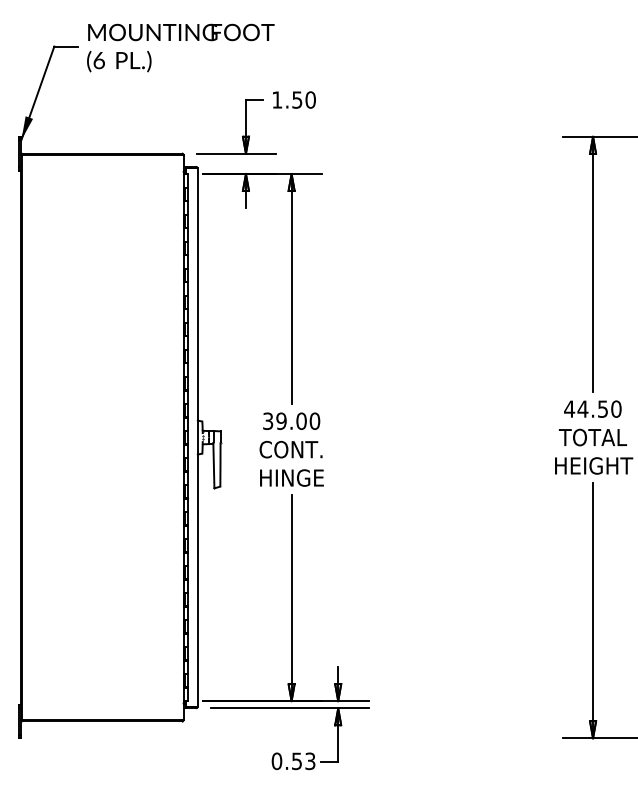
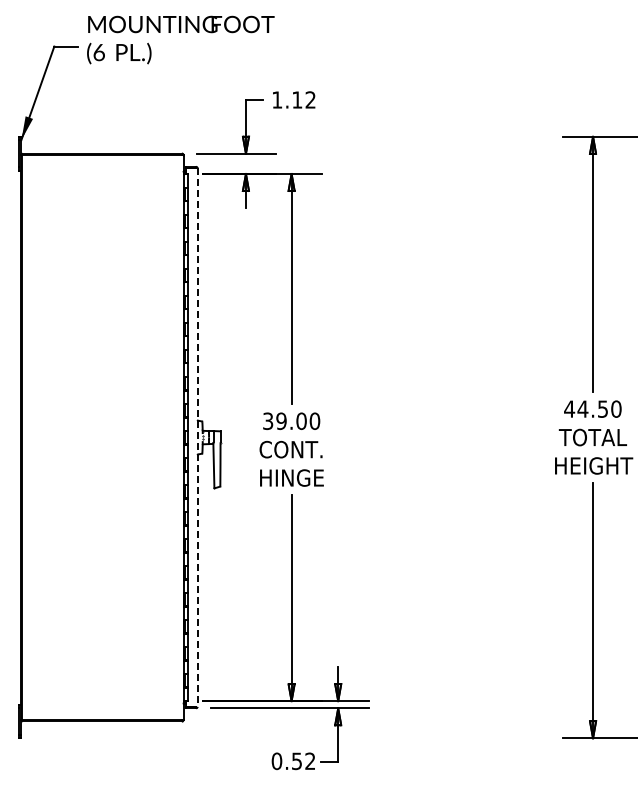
text position: (180, 47) -> (180, 39) (180, 39)
text: 1.50 -> 1.12 (303, 99)
line: solid -> dashed (197, 438)
text: 0.53 -> 0.52 (310, 761)
